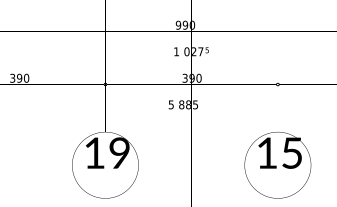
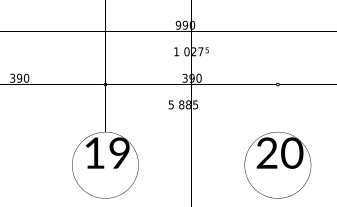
text: 15 -> 20 (279, 152)
